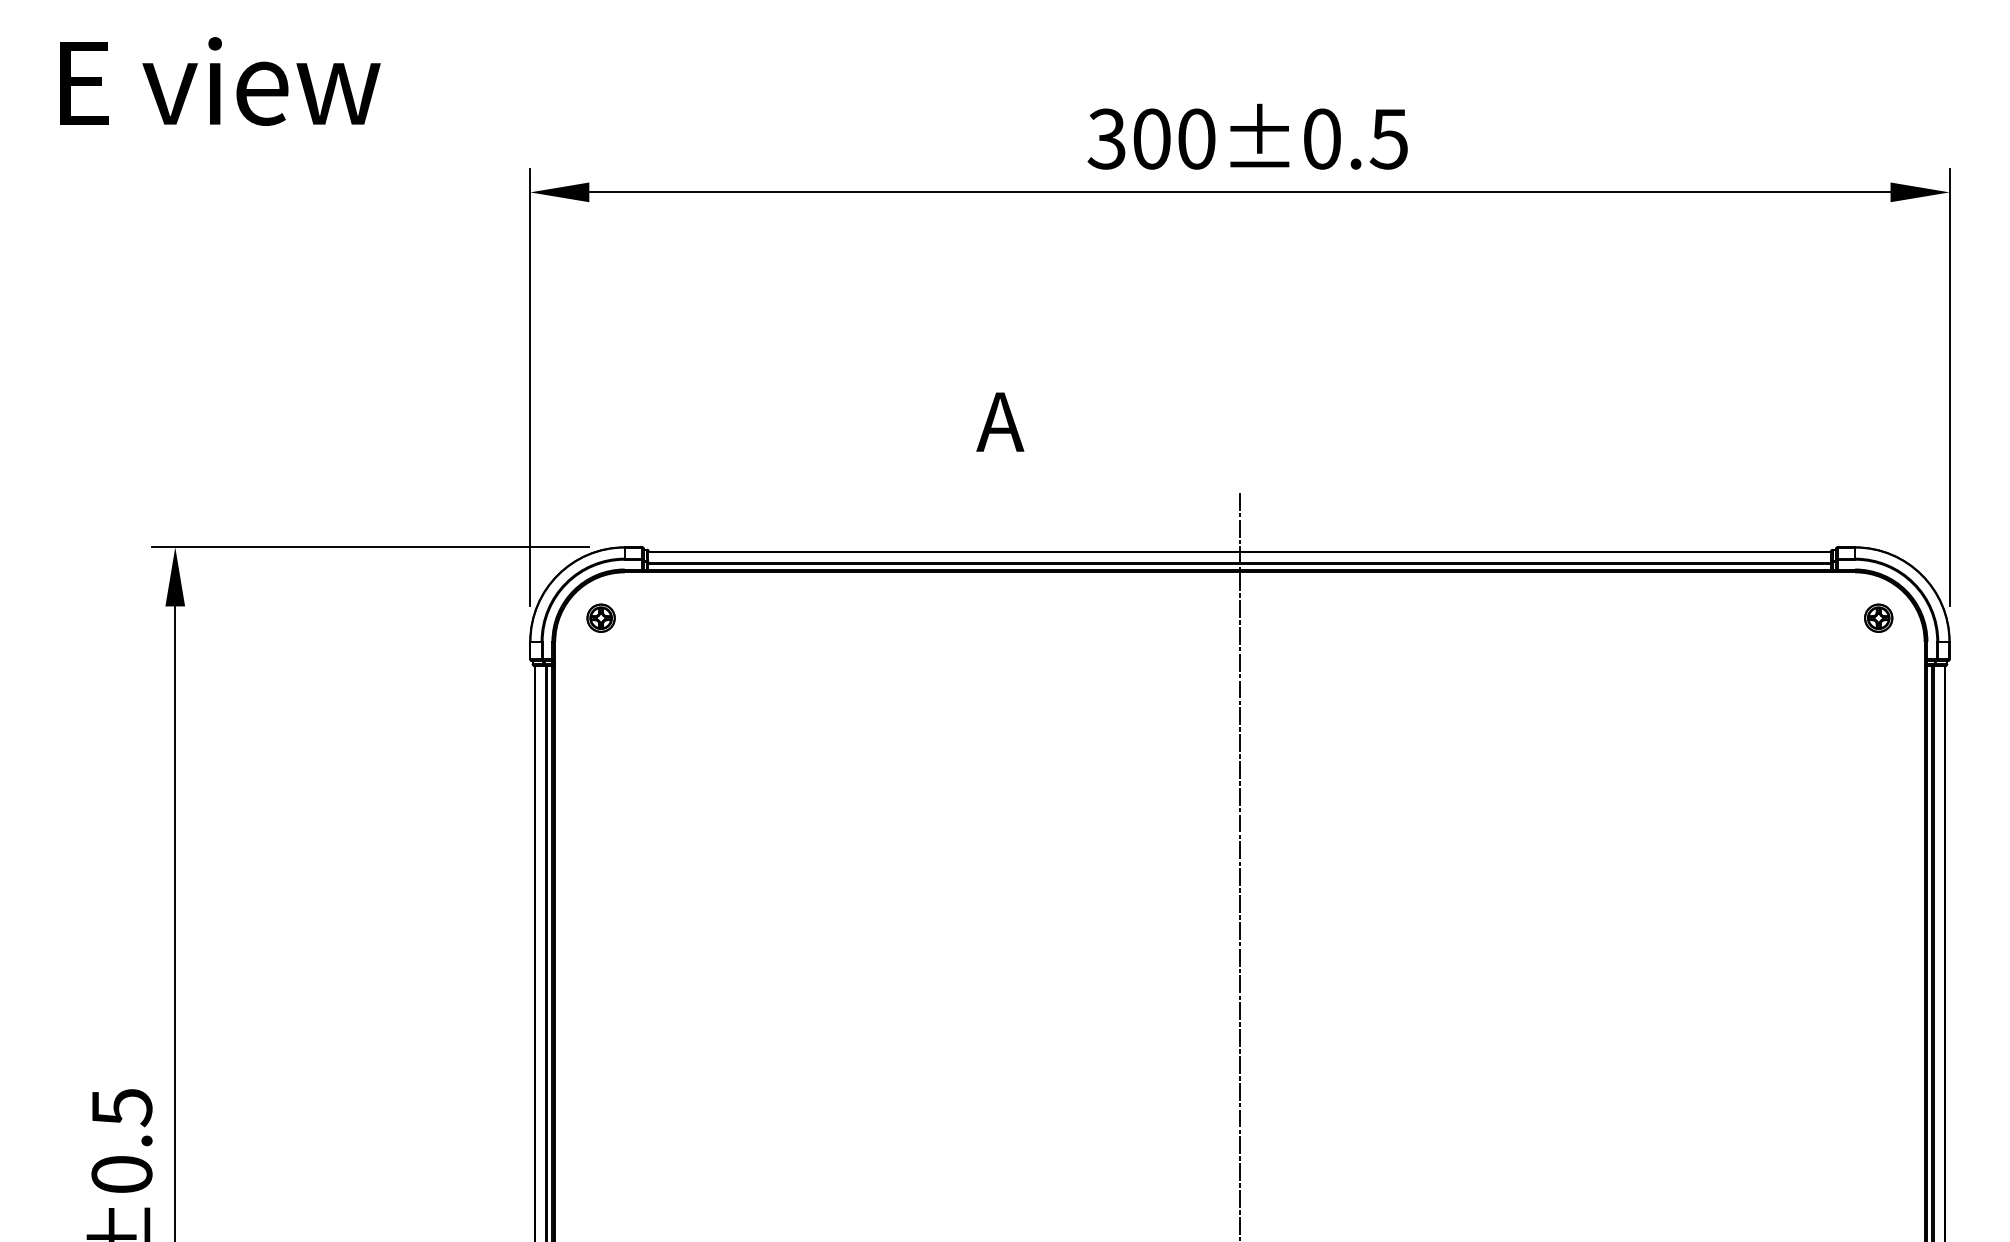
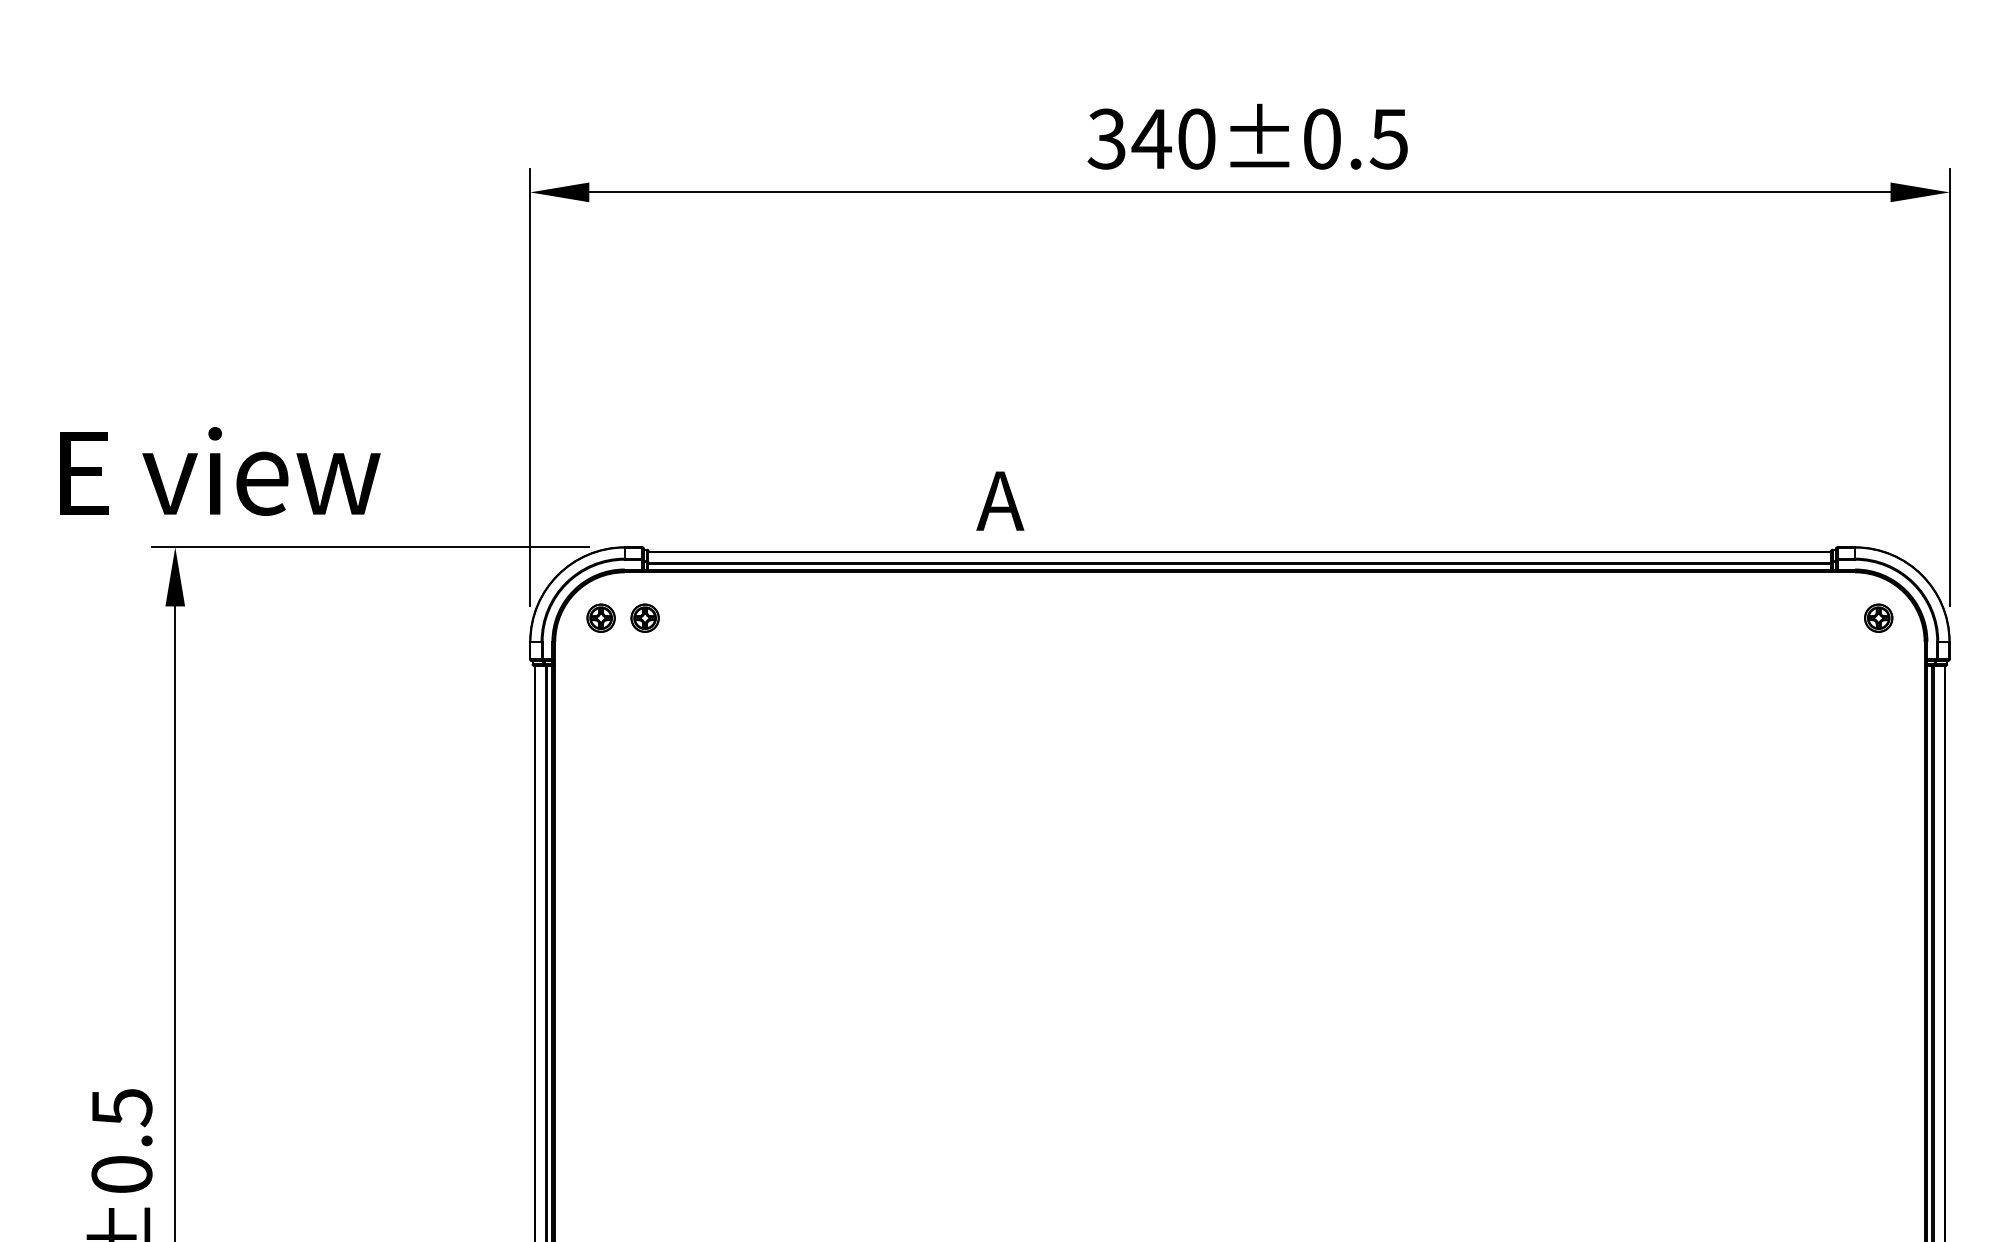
text position: (220, 81) -> (220, 471) (220, 471)
text: 300±0.5 -> 340±0.5 (1151, 138)
text position: (1000, 421) -> (1000, 500) (1000, 500)
part: none -> present (644, 617)
line: present -> none (1239, 865)
